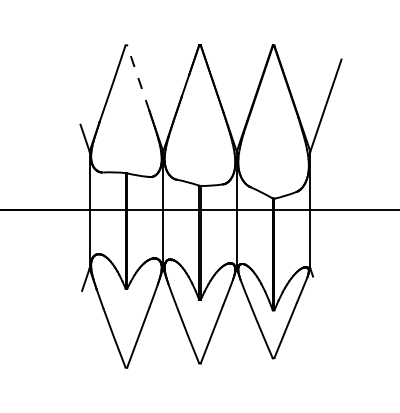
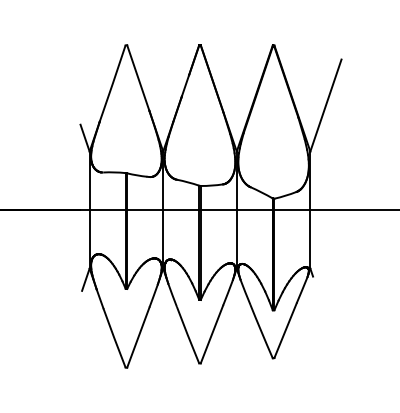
line: dashed -> solid (138, 78)
